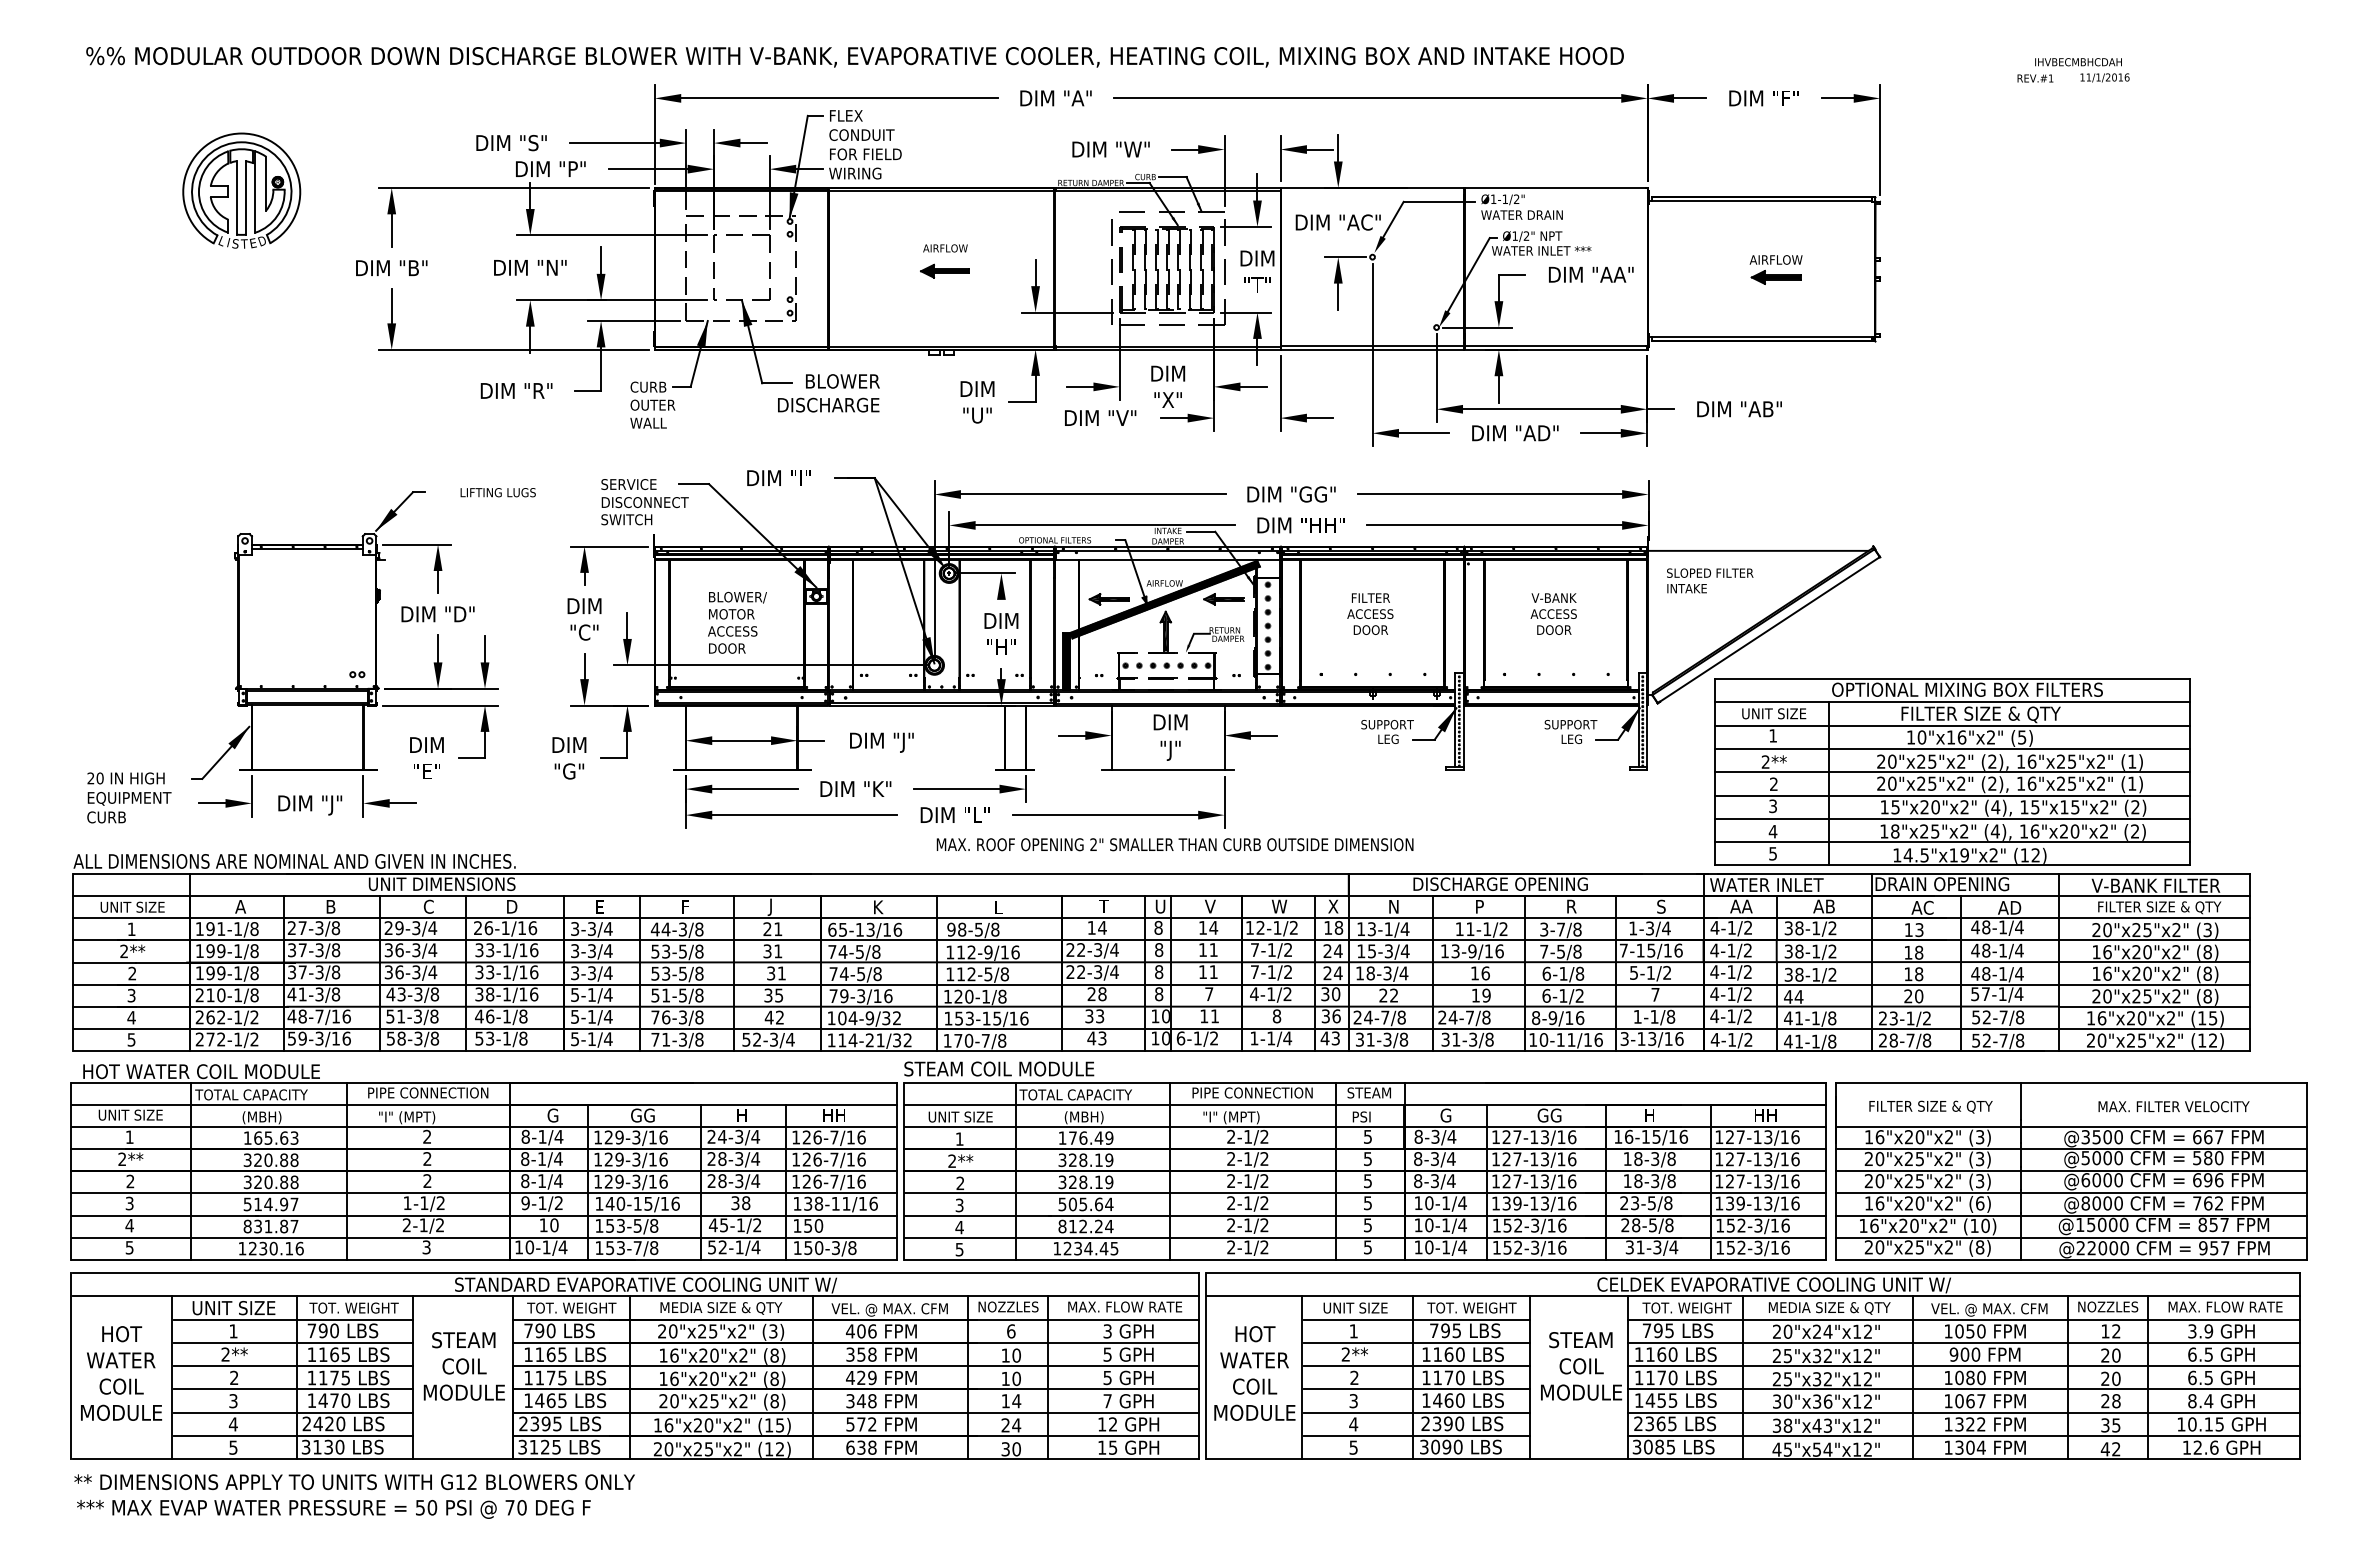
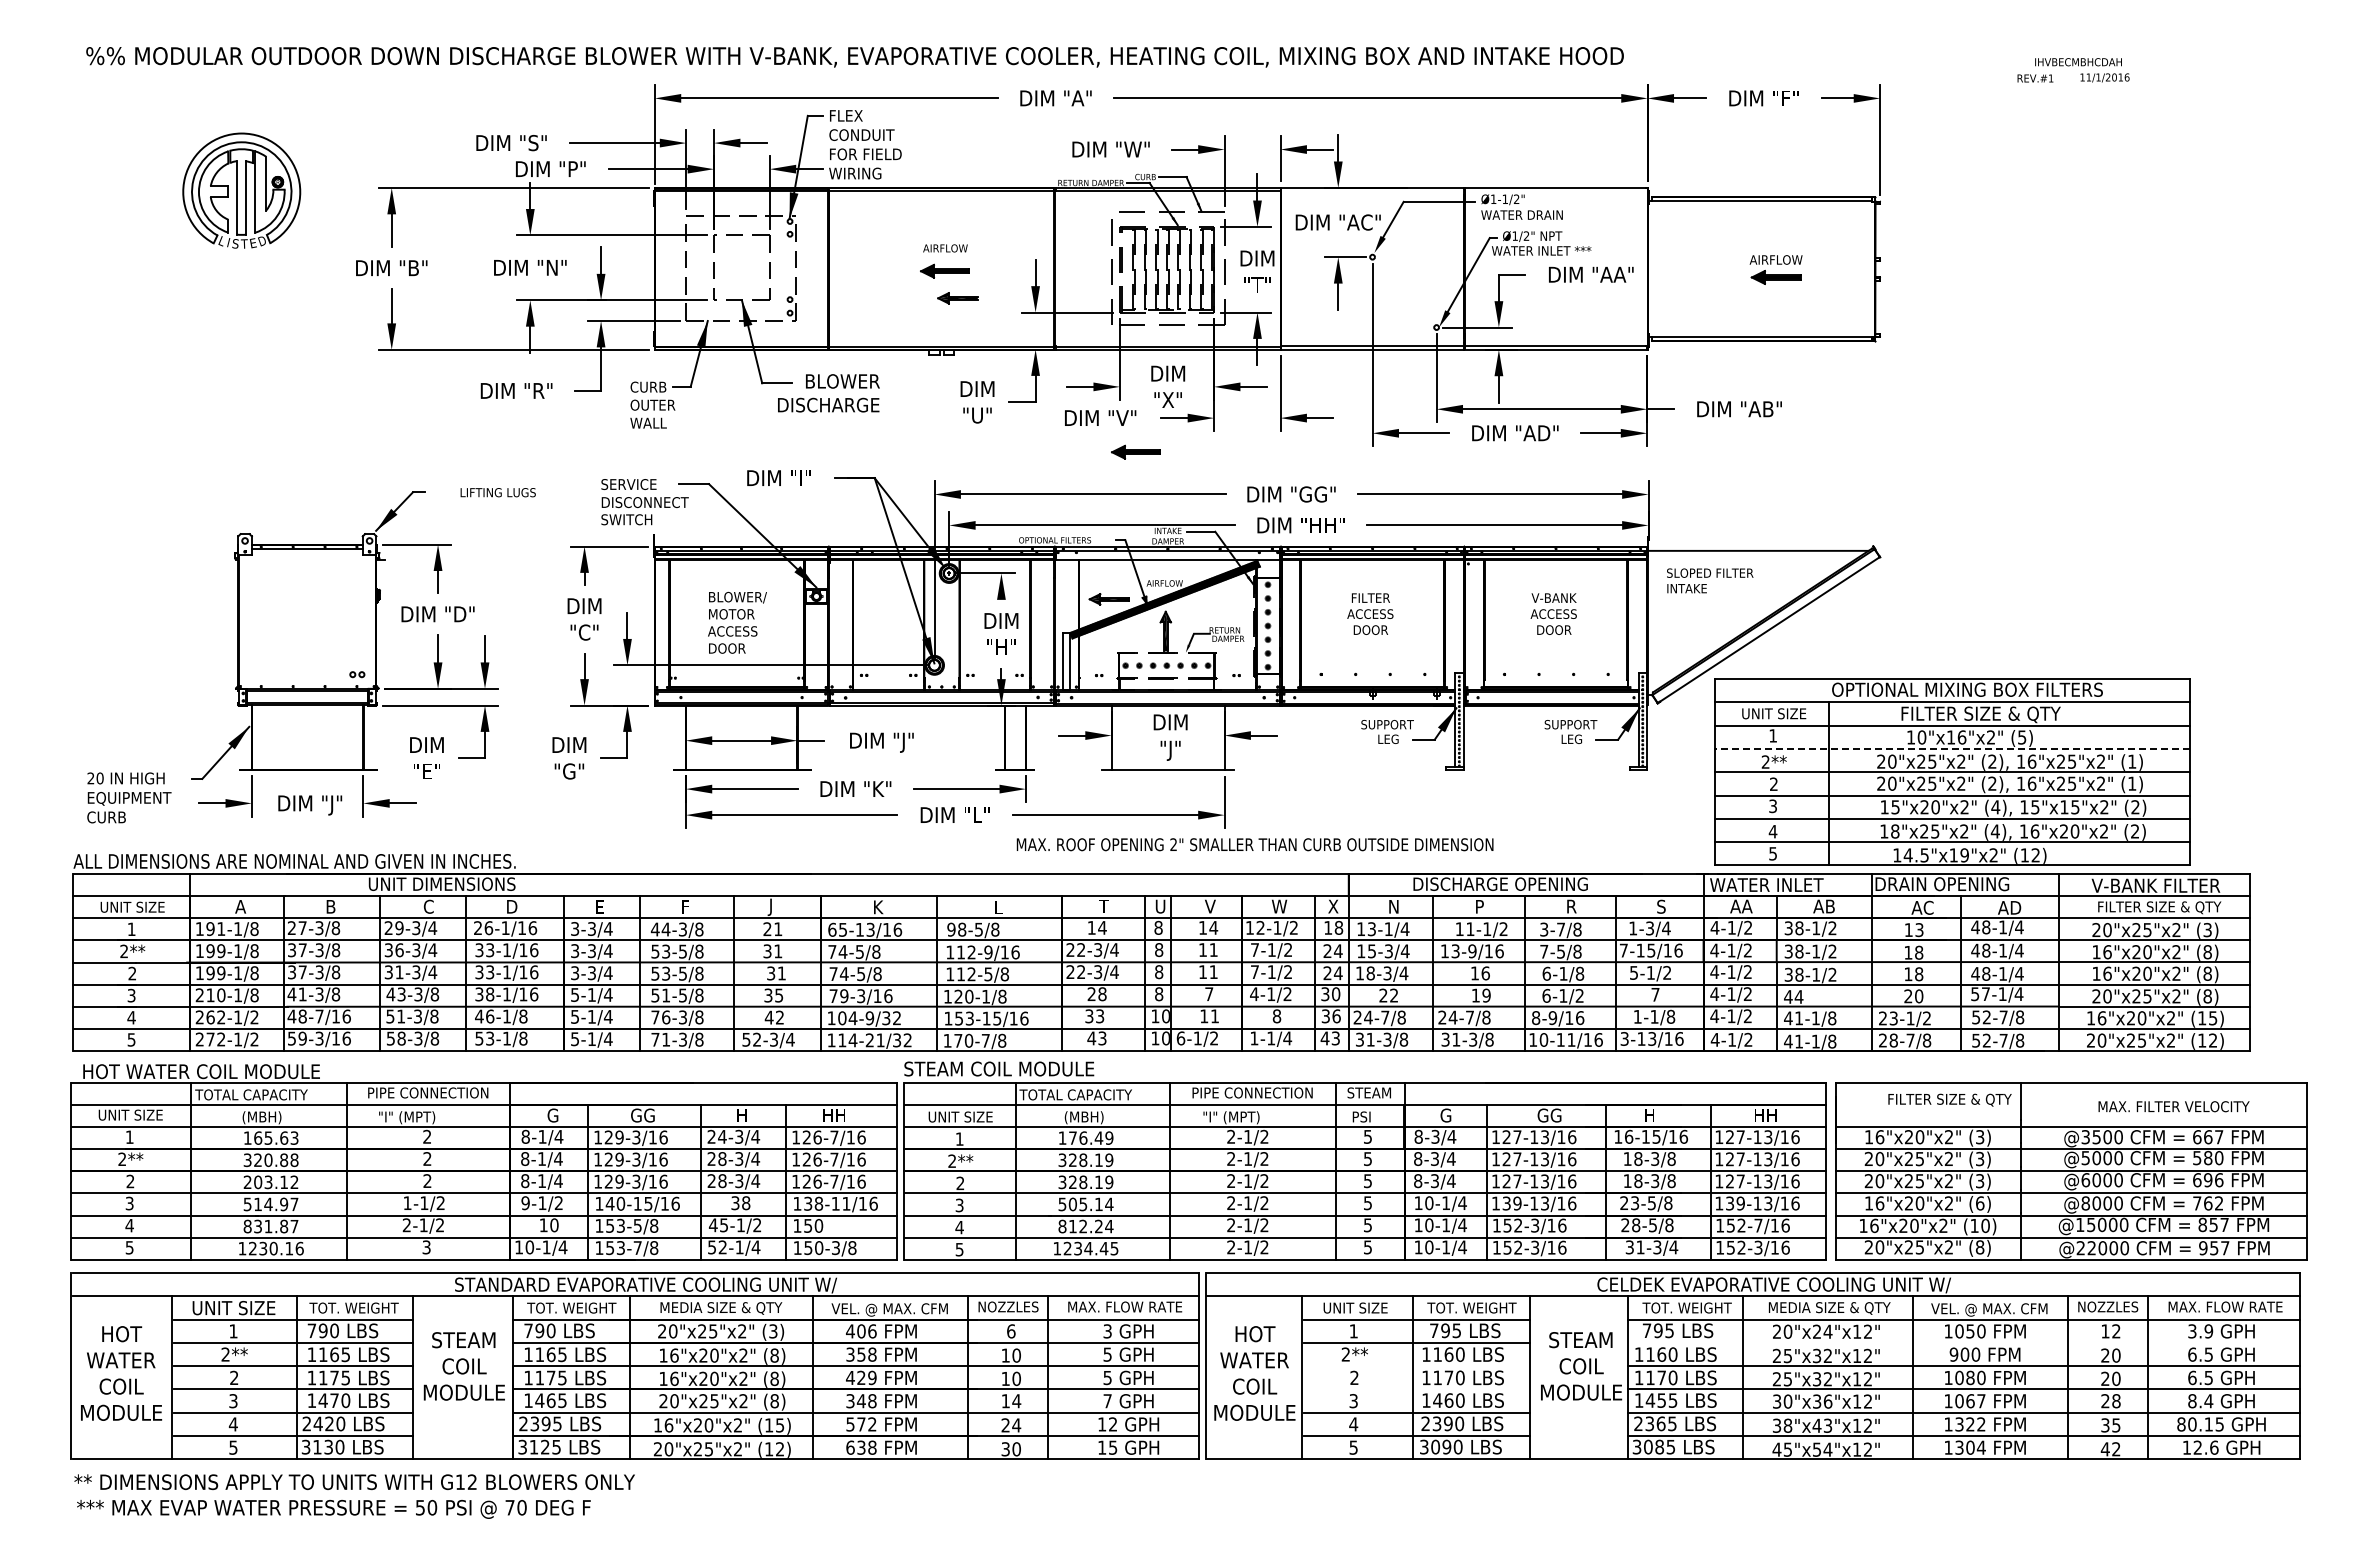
part: none -> present (1135, 451)
part position: (1223, 599) -> (957, 298) (957, 298)
hatch: present -> none (1066, 661)
line: solid -> dashed (1952, 748)
text position: (1174, 844) -> (1254, 844) (1254, 844)
text: 36-3/4 -> 31-3/4 (399, 972)
text position: (1930, 1106) -> (1949, 1099) (1949, 1099)
text: 320.88 -> 203.12 (270, 1182)
text: 505.64 -> 505.14 (1099, 1204)
text: 152-3/16 -> 152-7/16 (1758, 1225)
line: present -> none (1964, 1342)
line: present -> none (1416, 1366)
line: present -> none (1416, 1389)
text: 10.15 -> 80.15 (2181, 1424)
